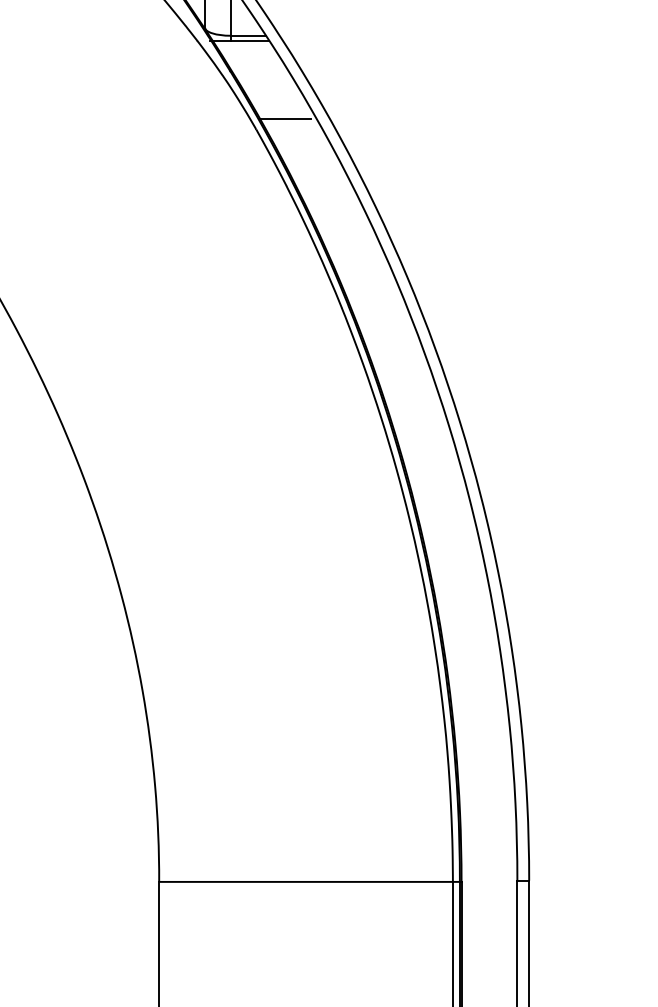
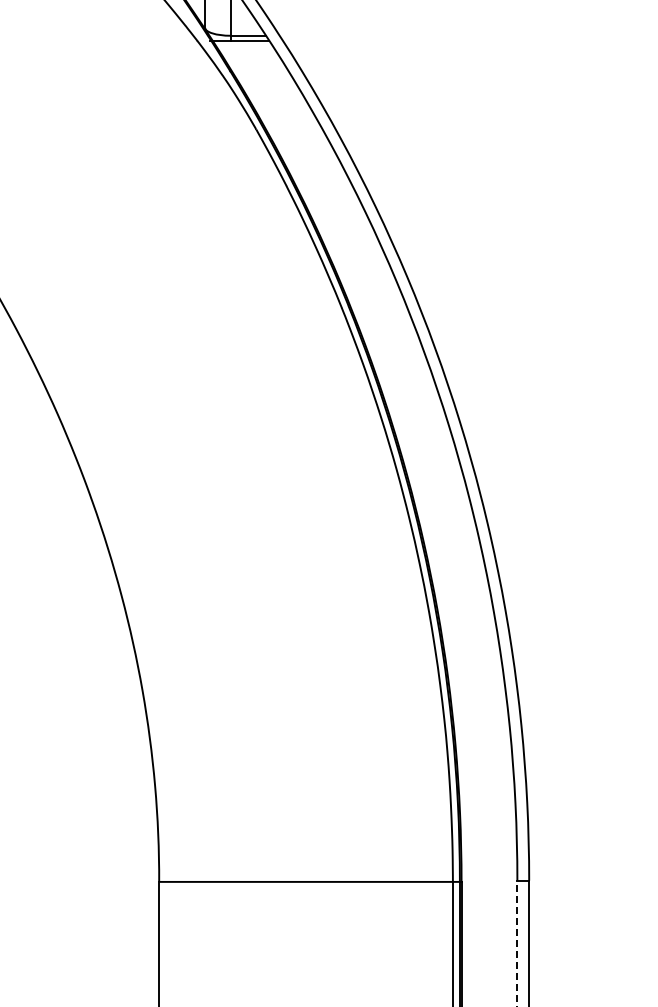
line: present -> none (285, 118)
line: solid -> dashed (517, 943)
